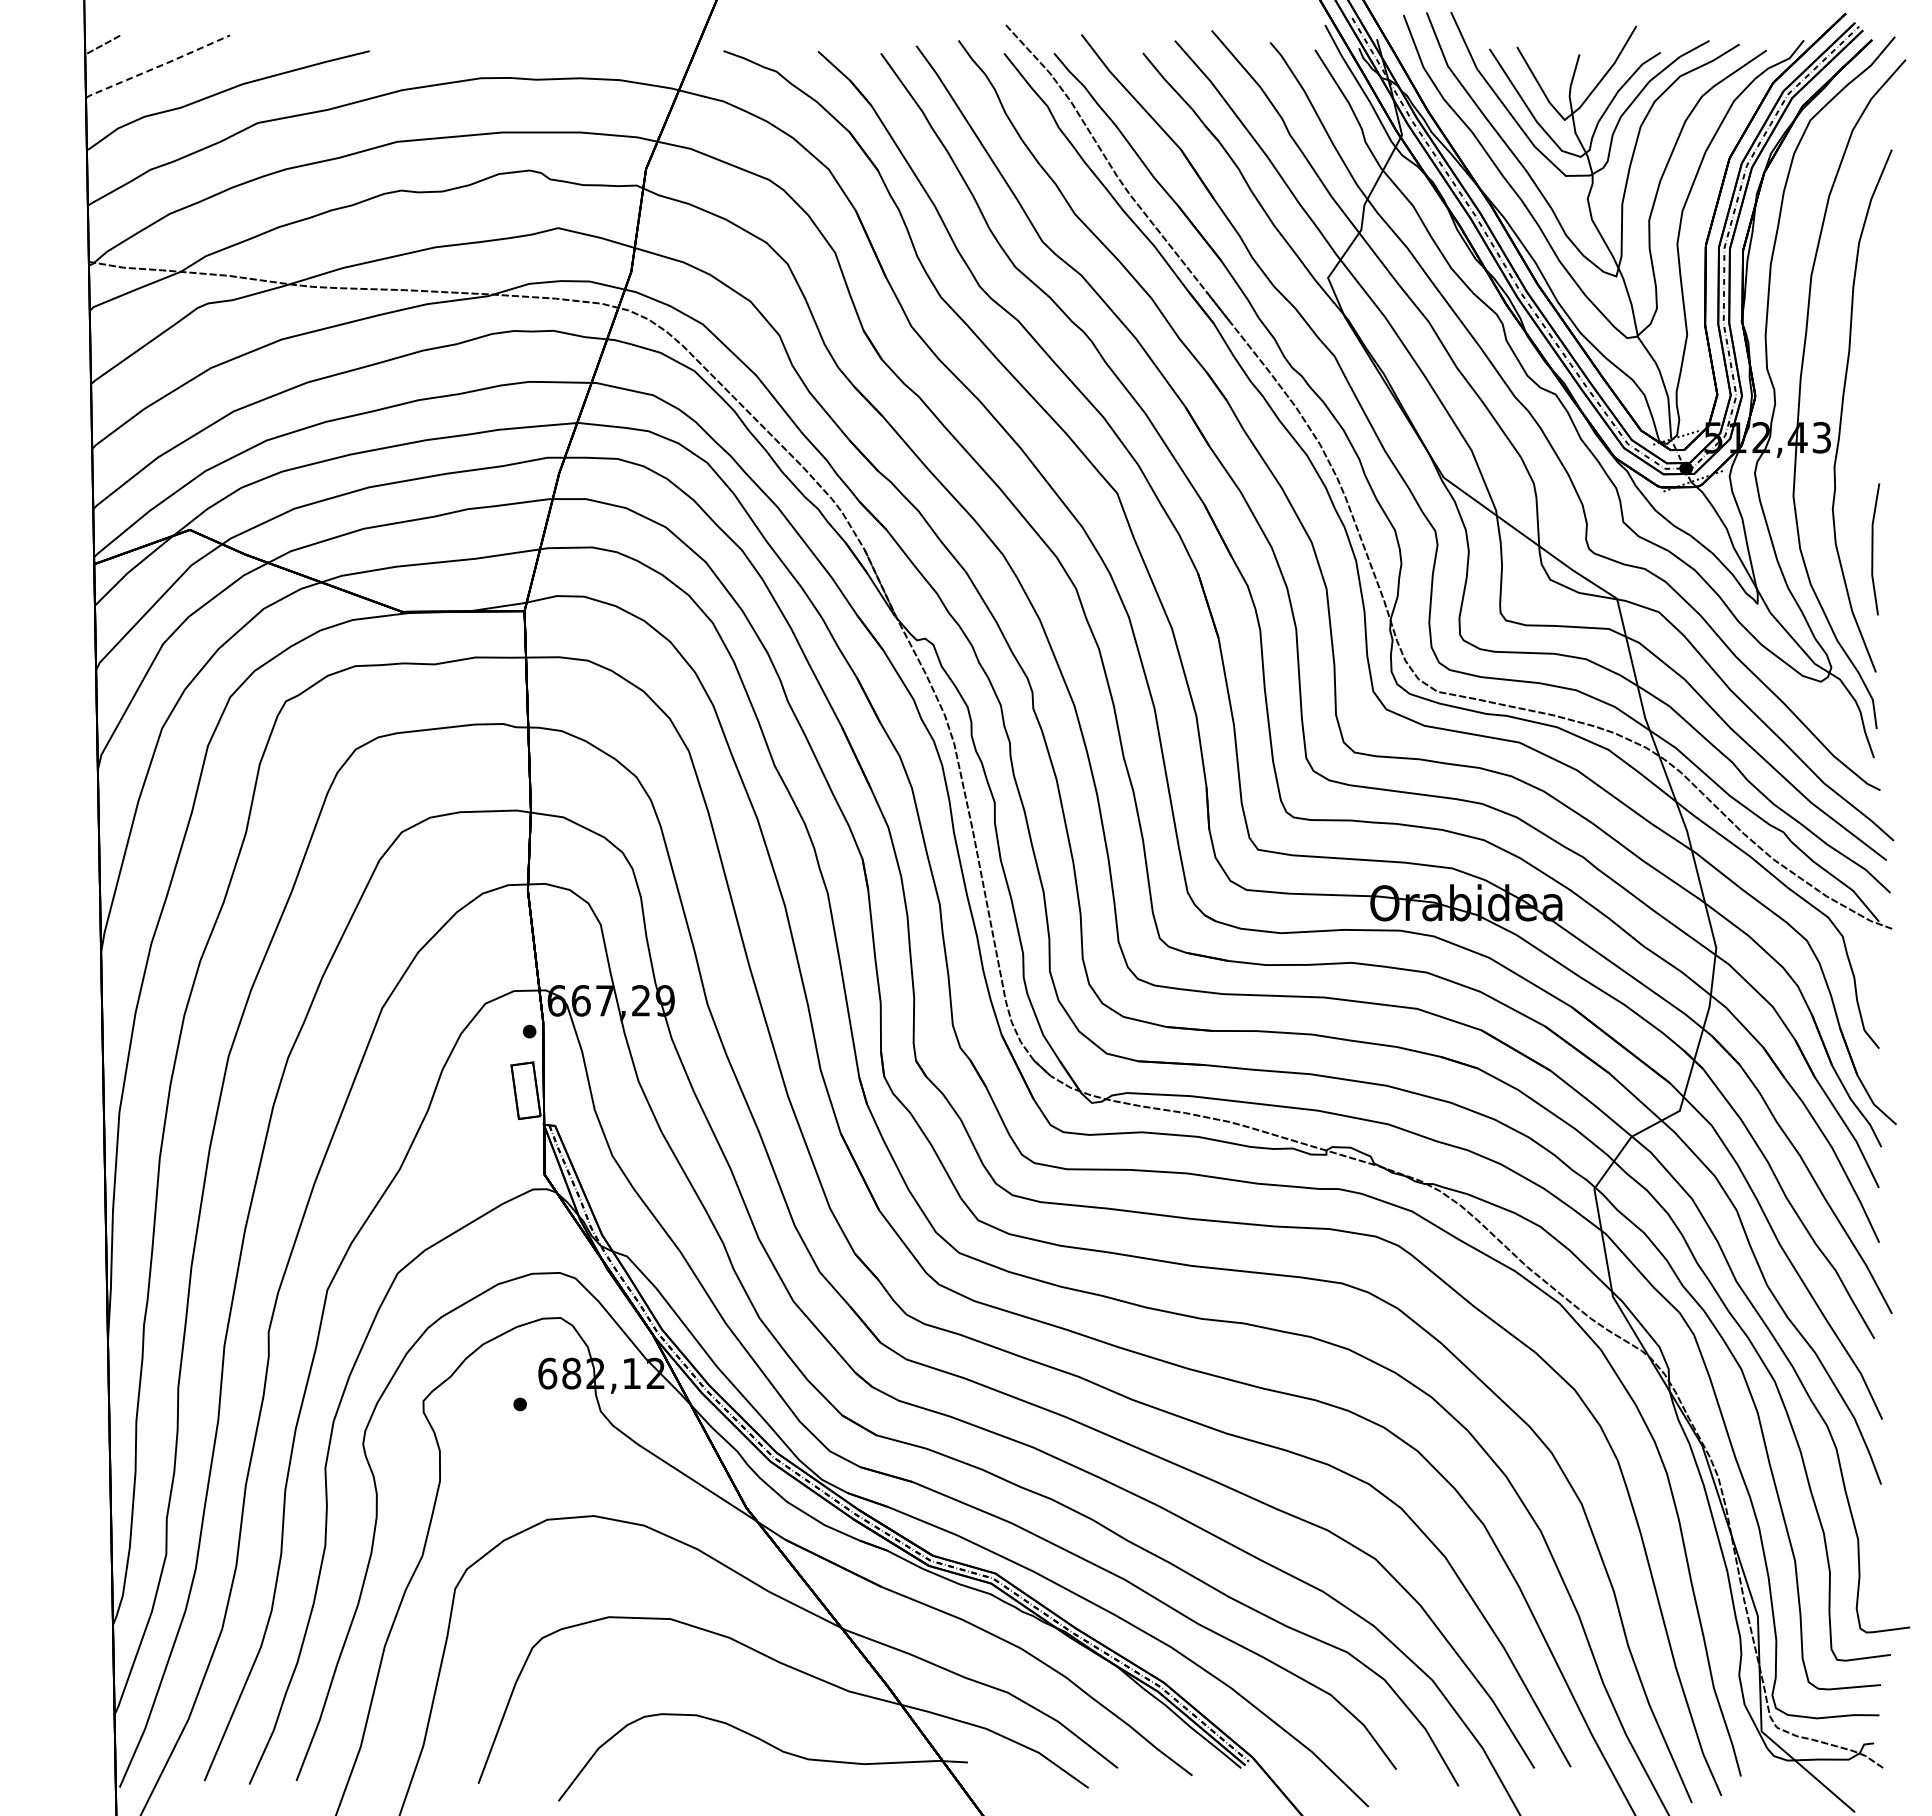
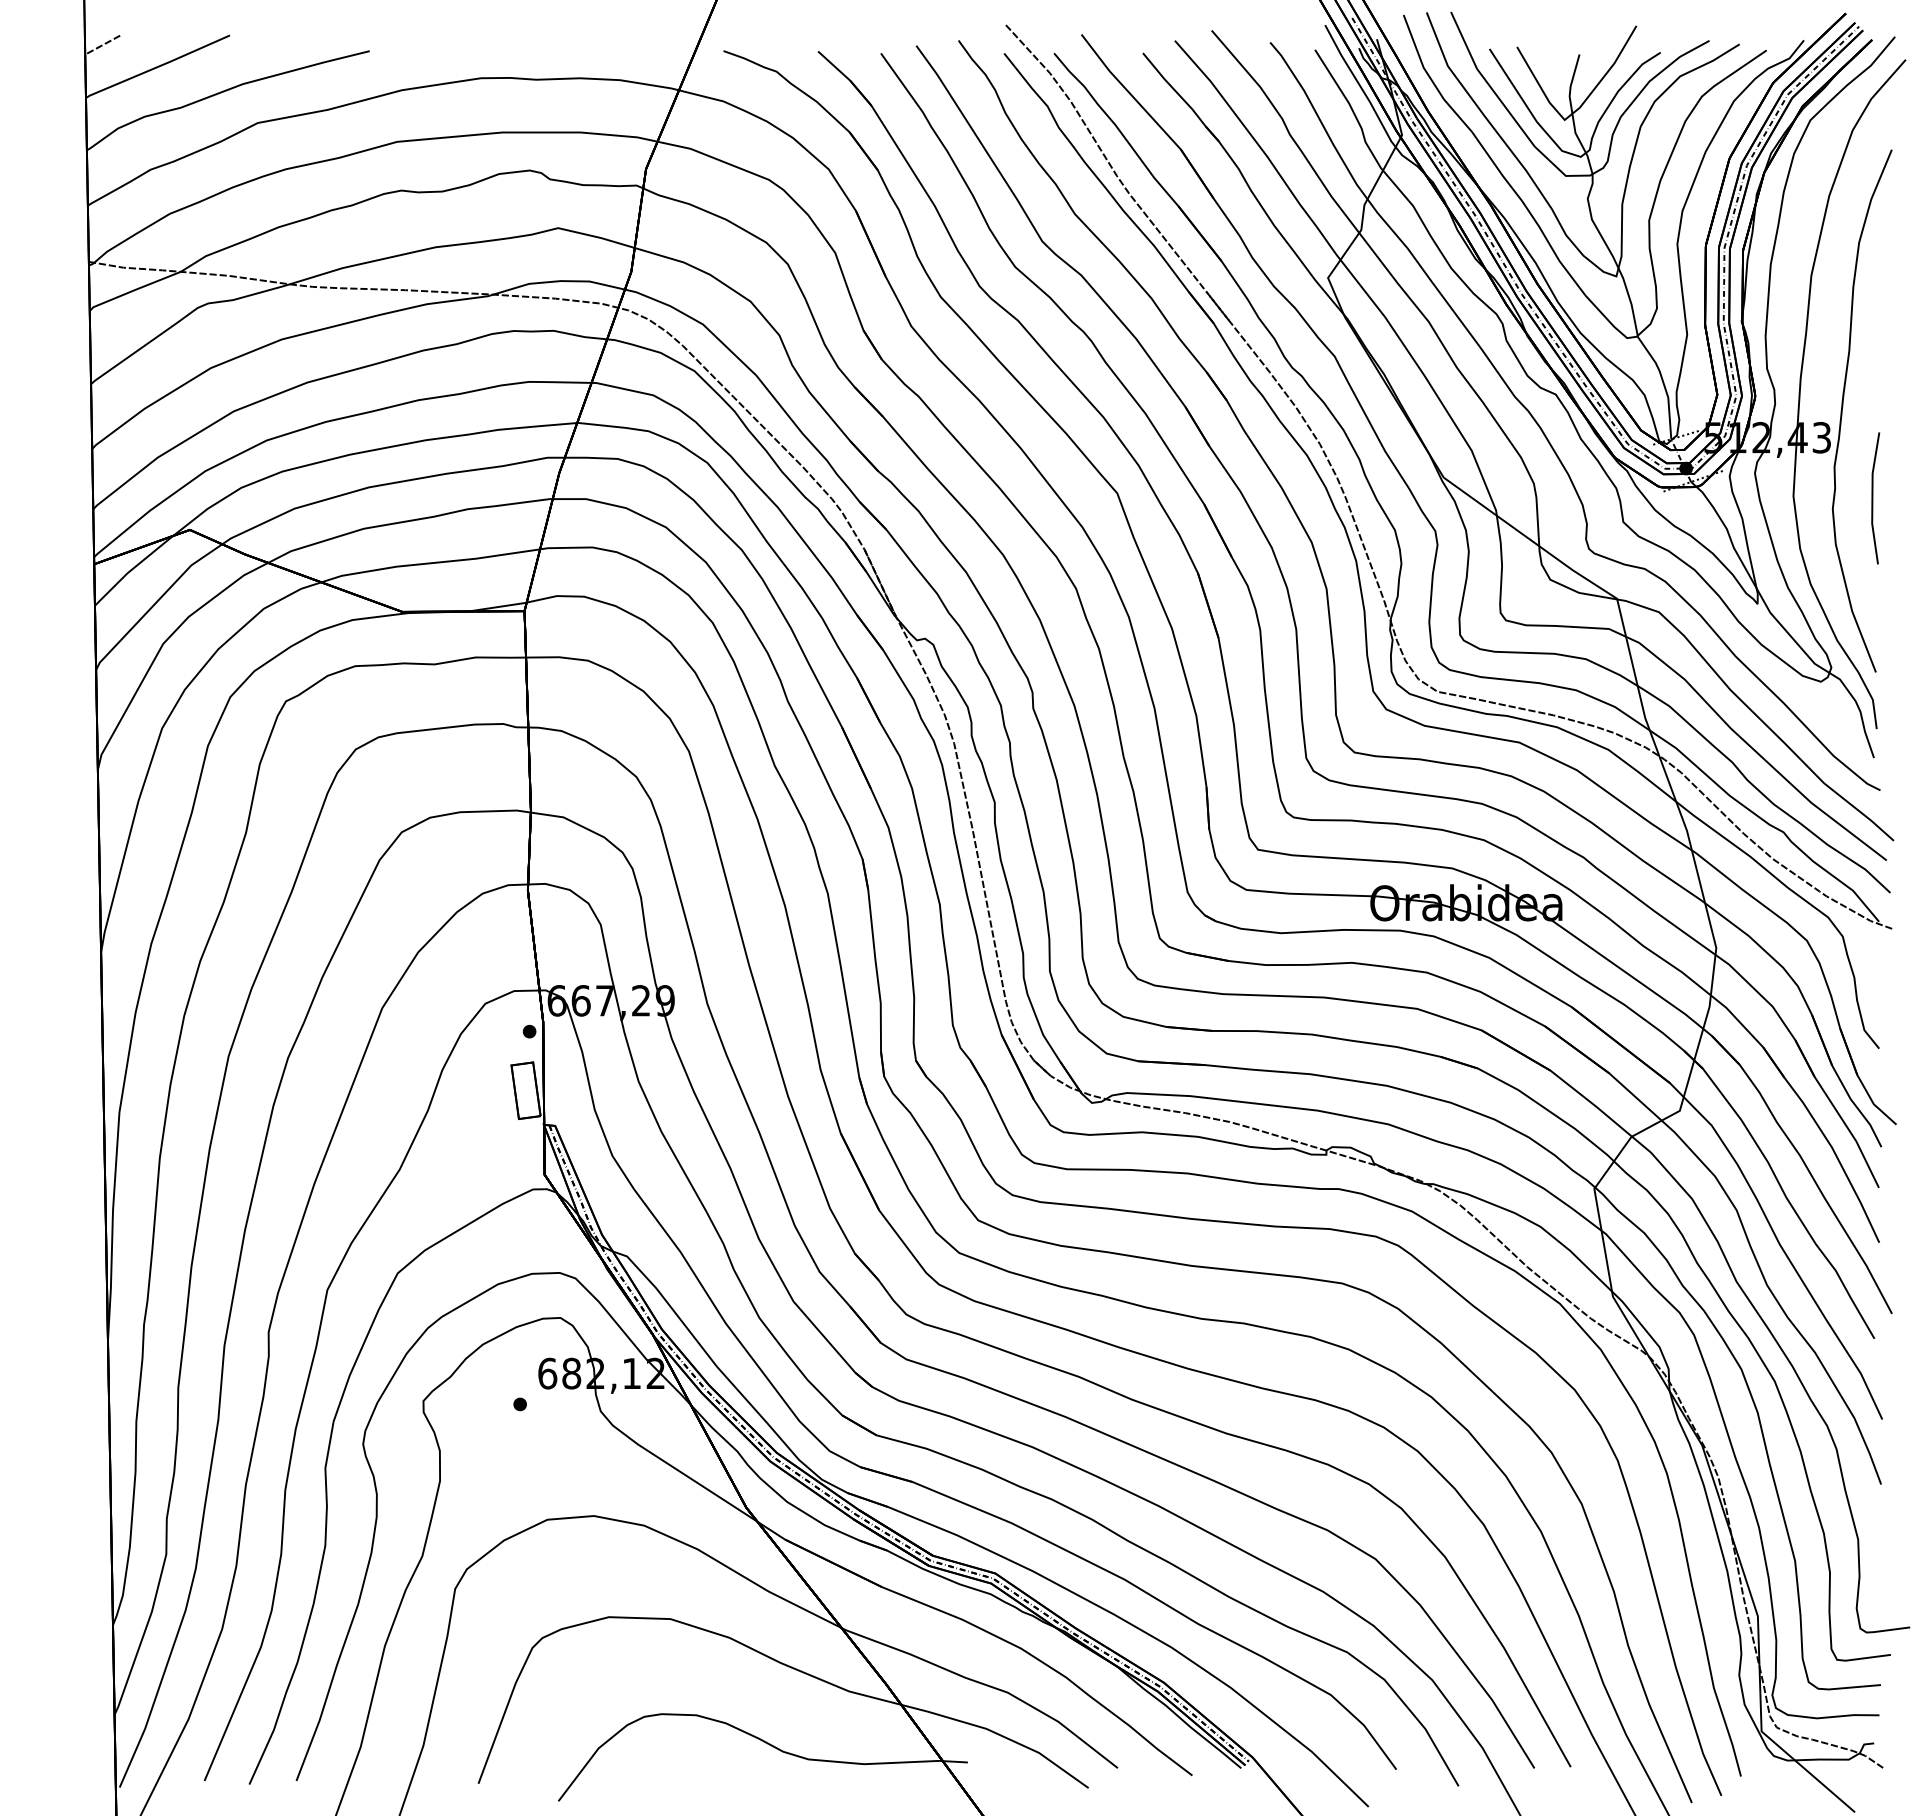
line: dashed -> solid (158, 66)
line position: (1873, 549) -> (1873, 498) (1873, 498)
